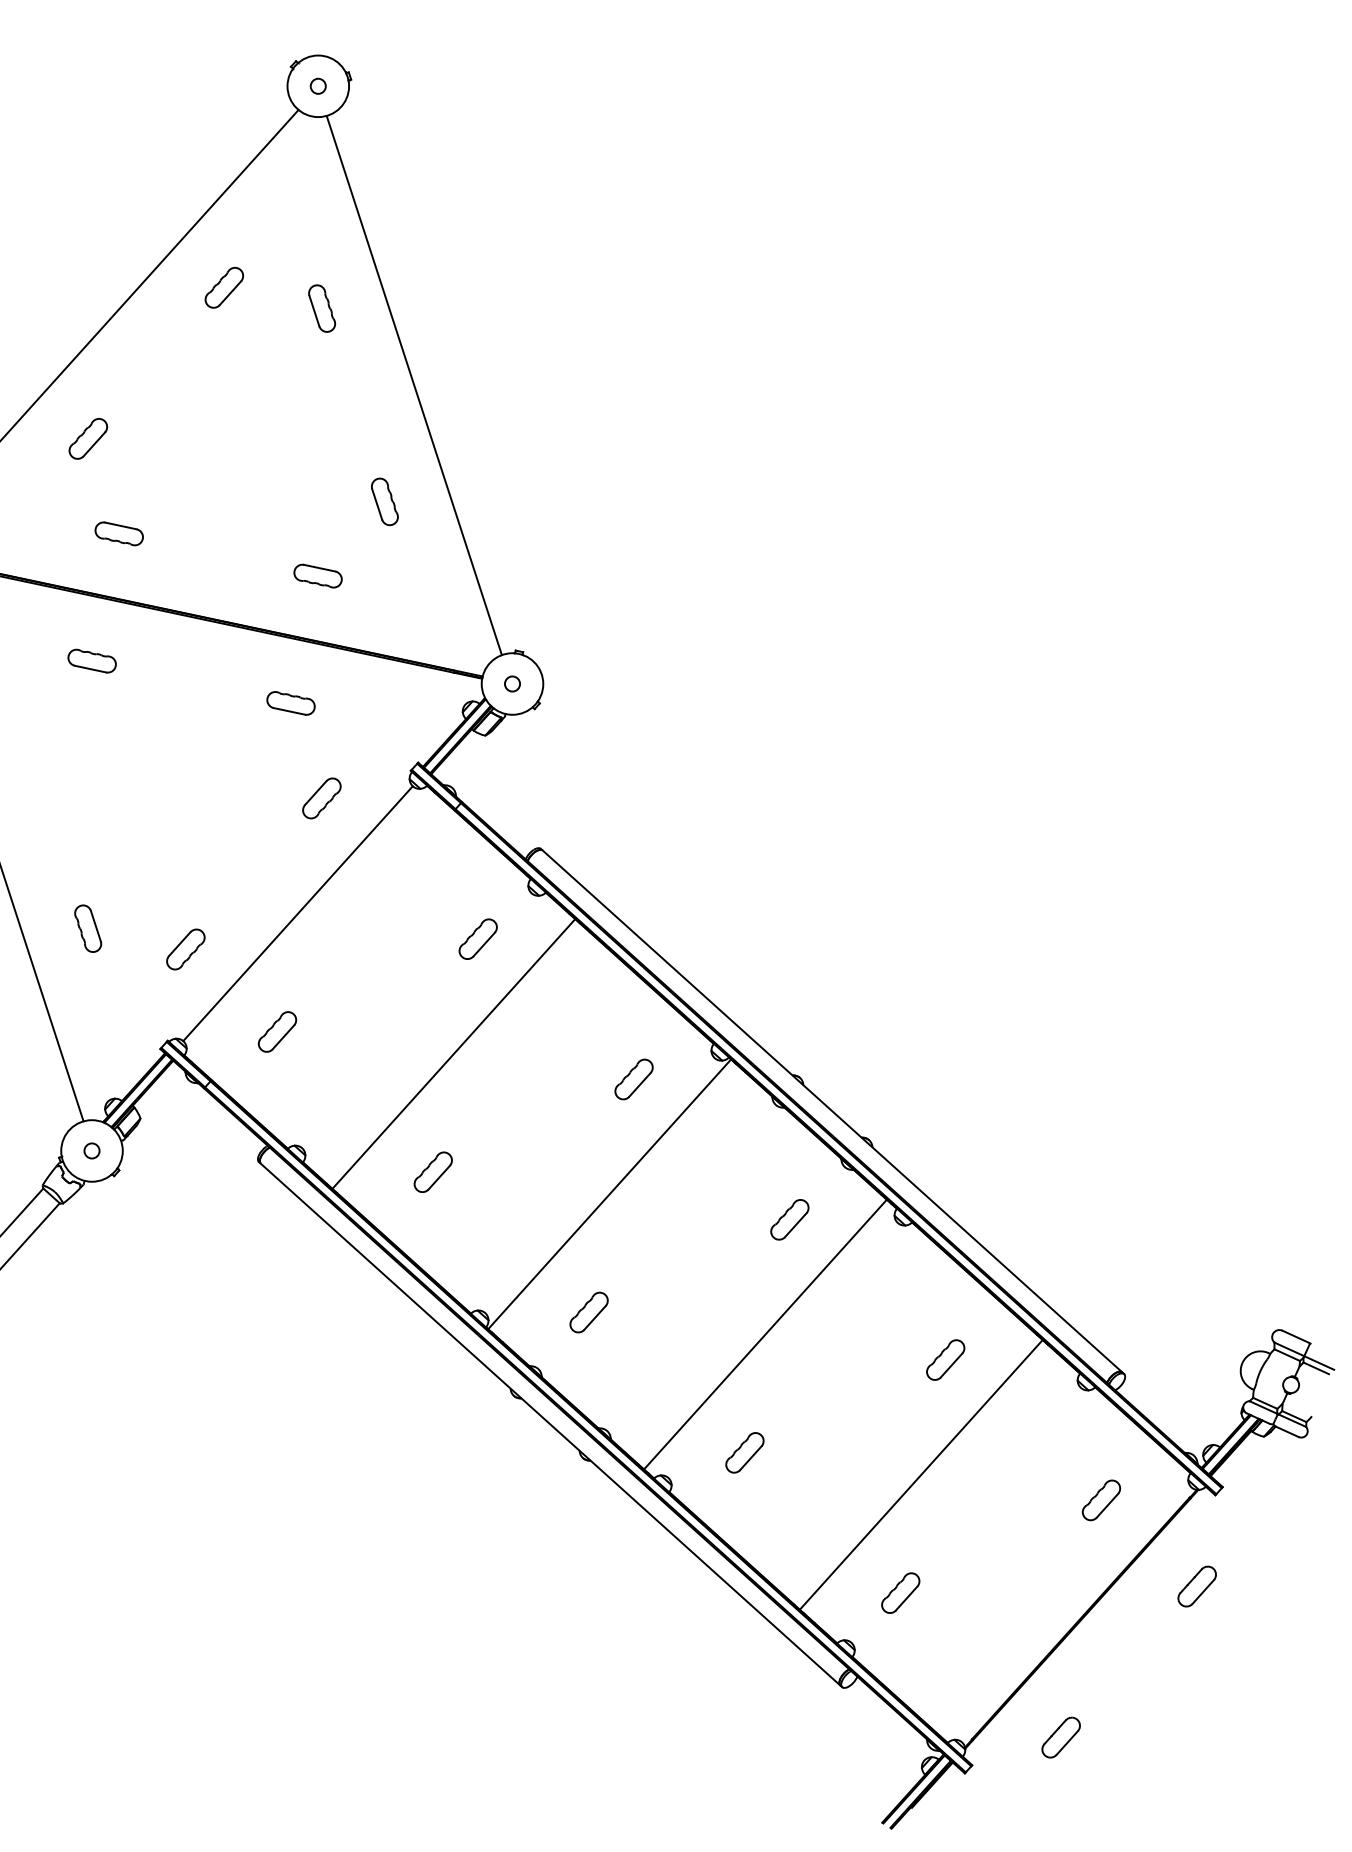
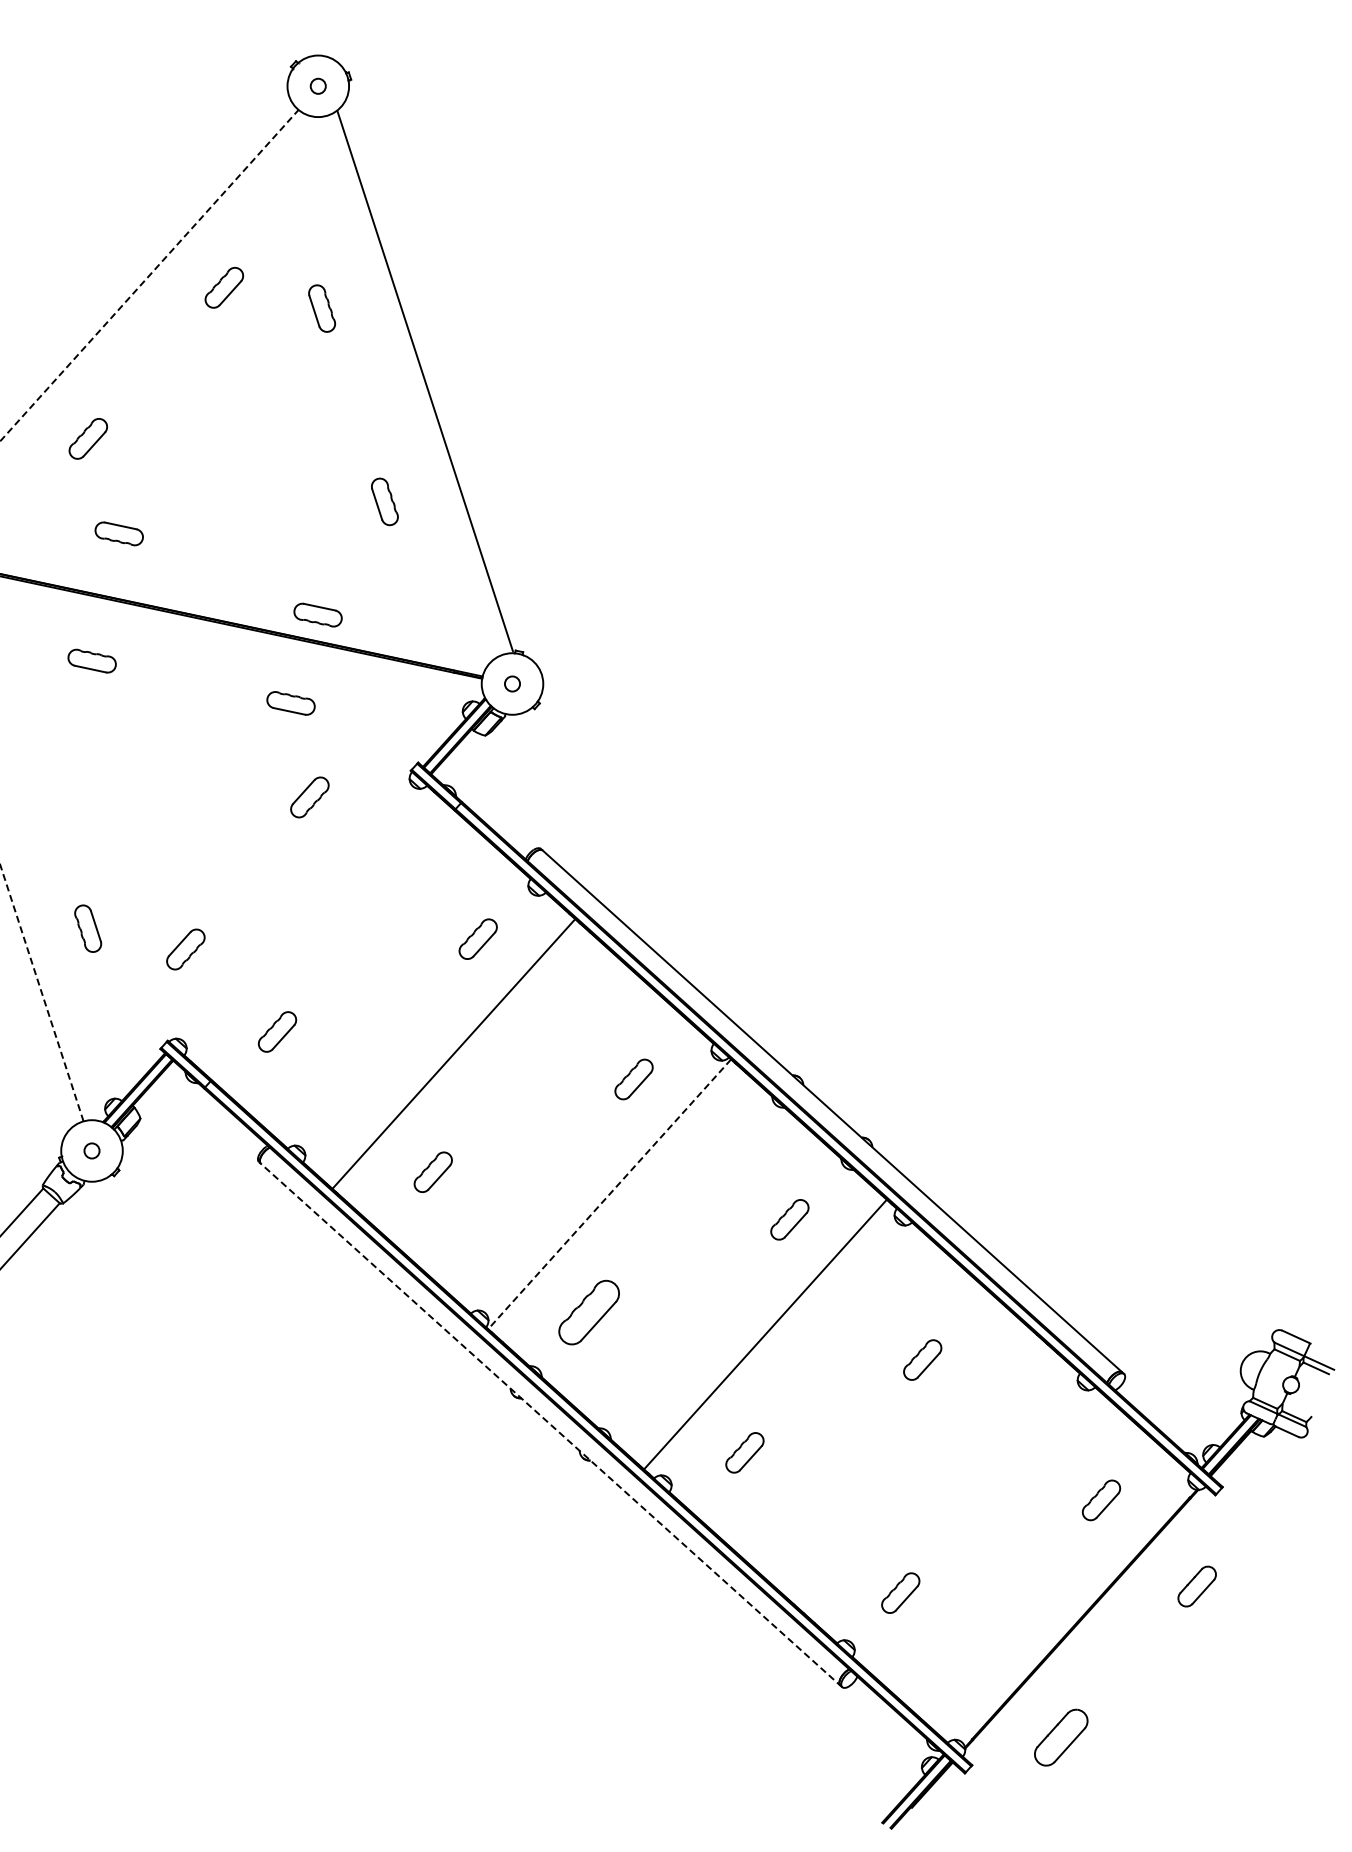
line: solid -> dashed (149, 275)
line position: (413, 385) -> (424, 381) (424, 381)
part position: (317, 575) -> (317, 614) (317, 614)
part position: (321, 798) -> (309, 797) (309, 797)
line: present -> none (297, 913)
line: solid -> dashed (41, 993)
line: solid -> dashed (609, 1194)
part size: 40x43 px -> 62x67 px (588, 1312)
part position: (945, 1359) -> (922, 1359) (922, 1359)
line: solid -> dashed (550, 1424)
line: present -> none (920, 1474)
part size: 40x43 px -> 55x59 px (1061, 1737)
